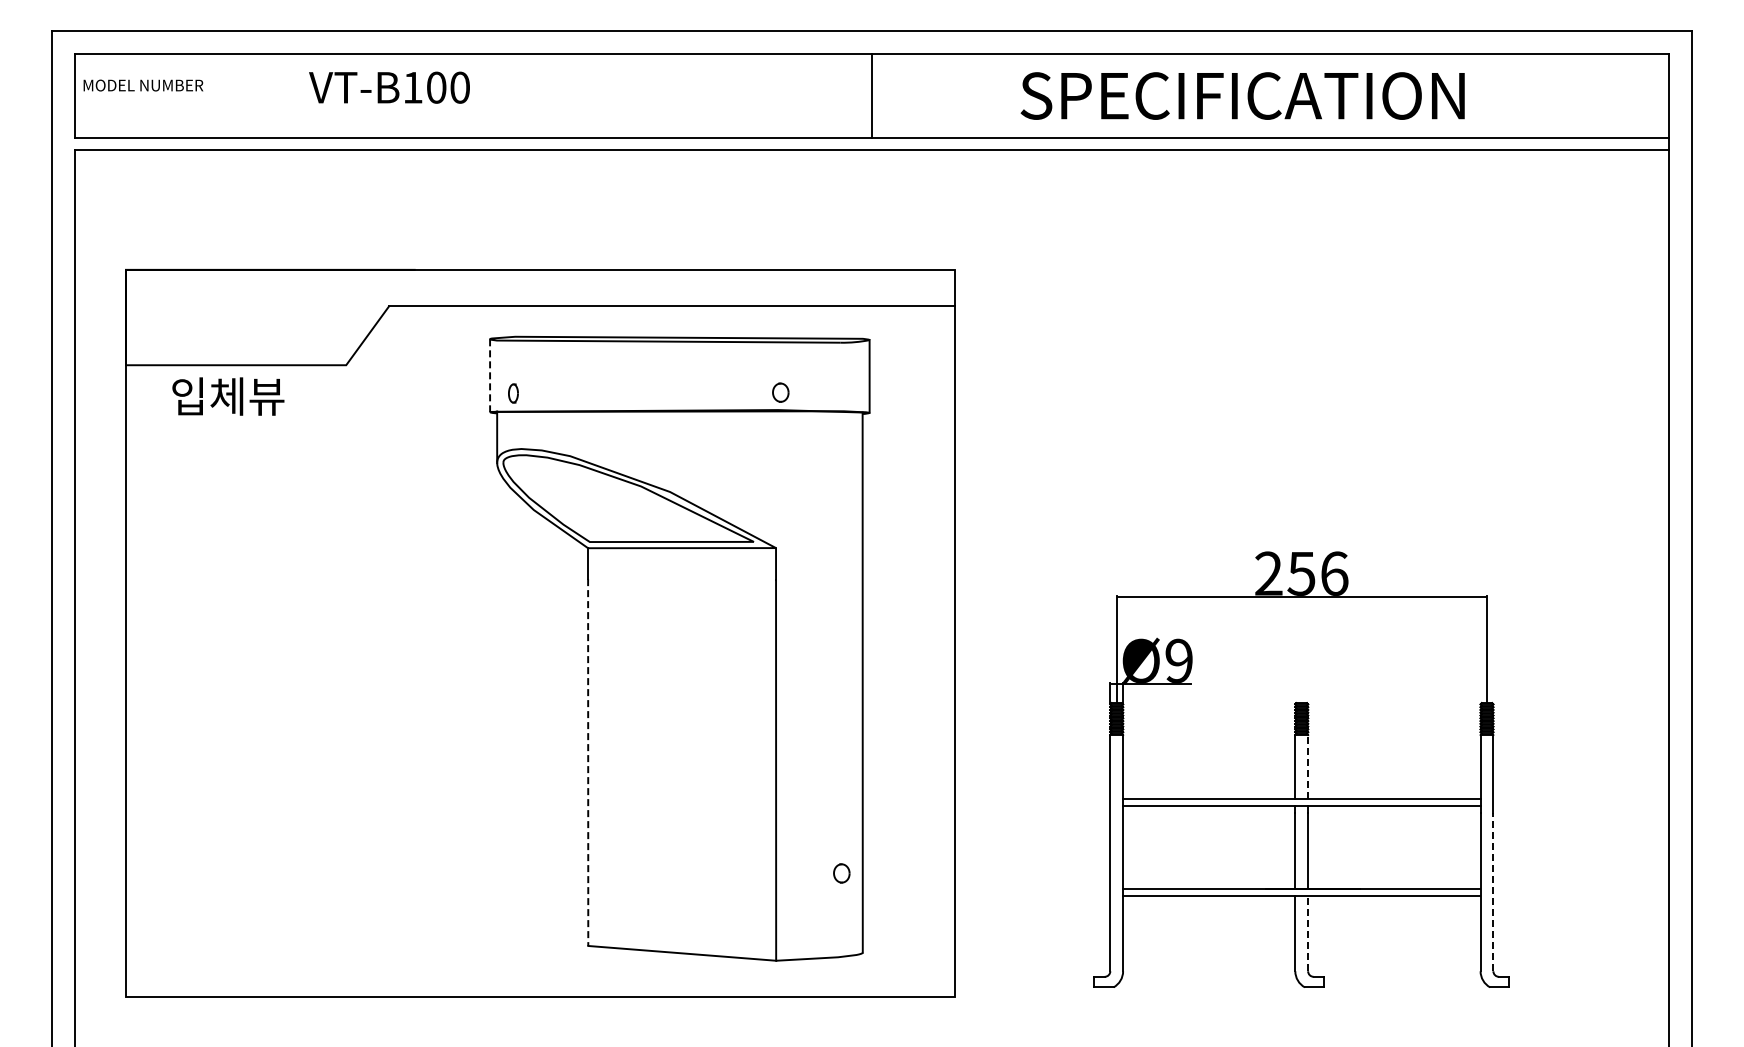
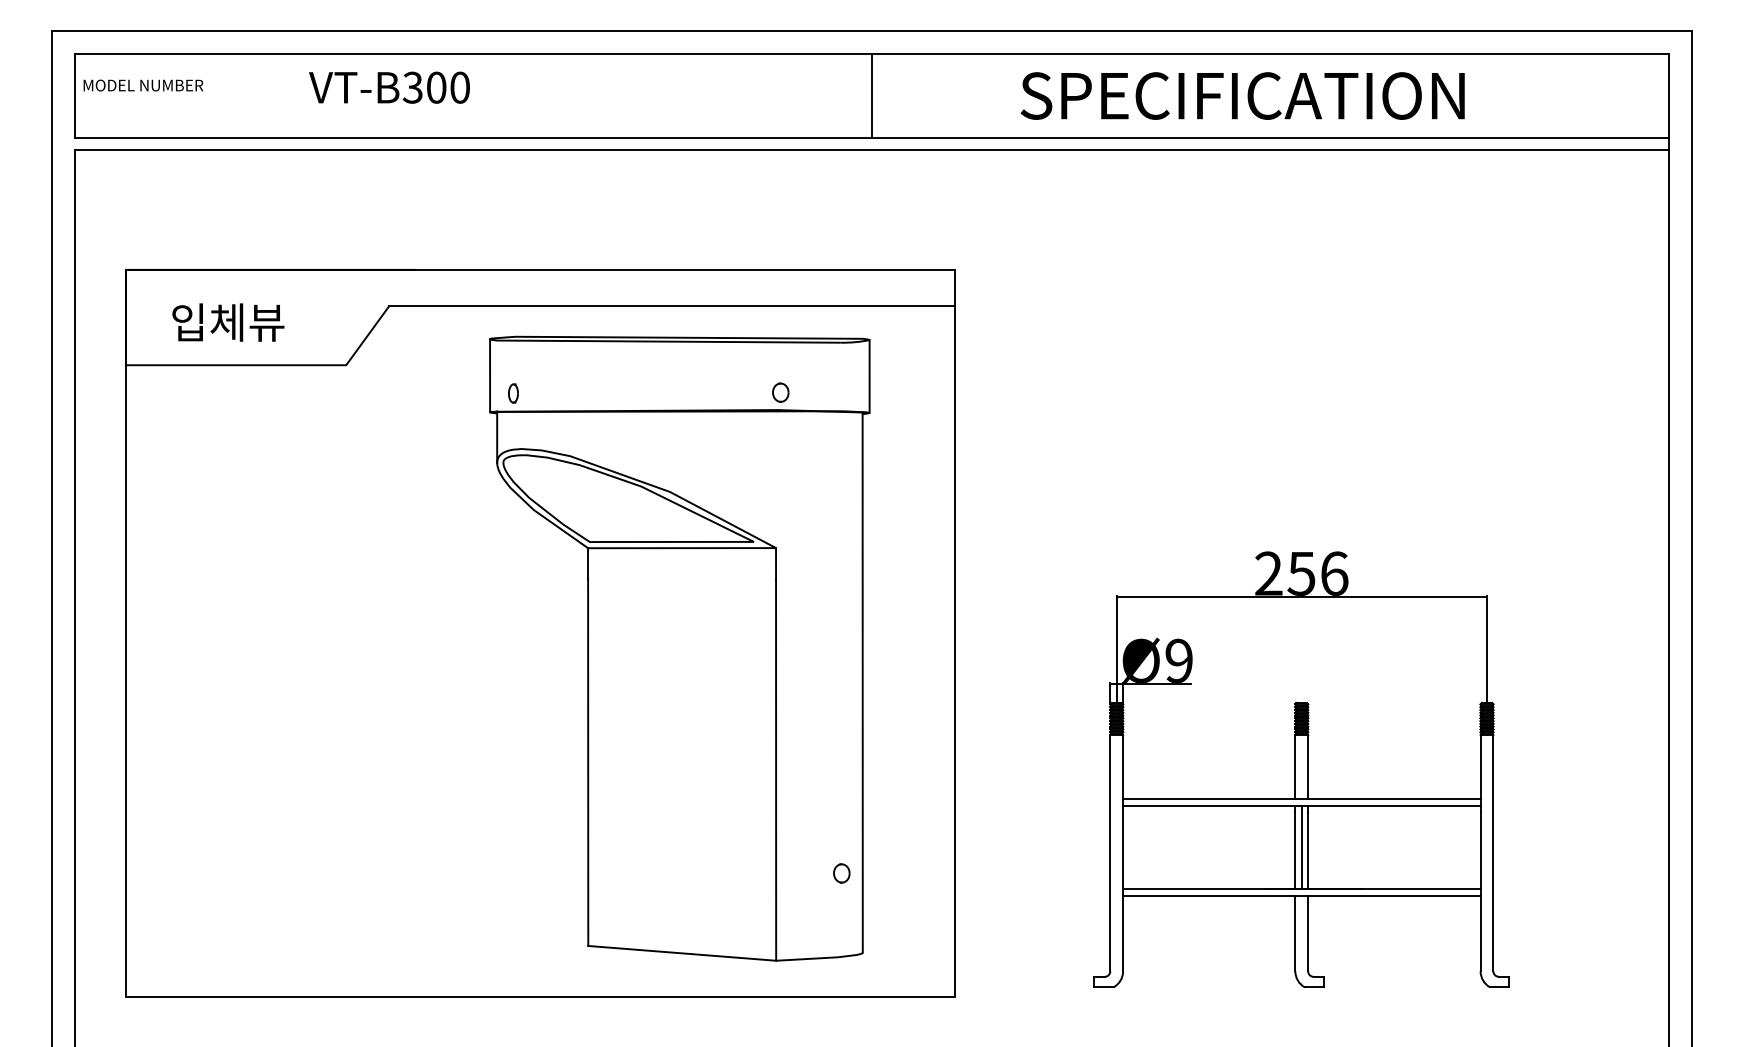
text: VT-B100 -> VT-B300 (412, 87)
line: dashed -> solid (490, 375)
text position: (228, 396) -> (228, 322) (228, 322)
line: dashed -> solid (588, 763)
line: dashed -> solid (1308, 766)
line: none -> present (1301, 847)
line: dashed -> solid (1493, 891)
line: dashed -> solid (1308, 933)
